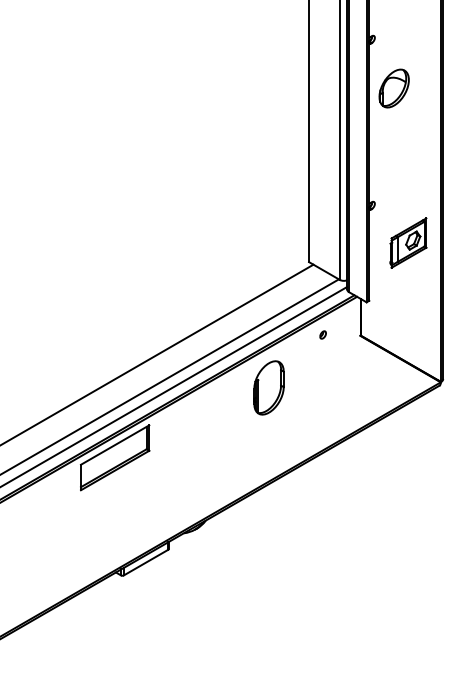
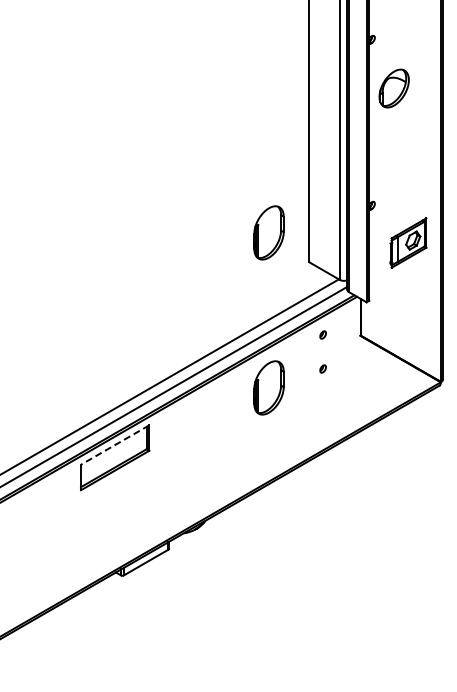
part: none -> present (268, 232)
line: present -> none (157, 354)
part: none -> present (322, 368)
line: solid -> dashed (114, 445)
